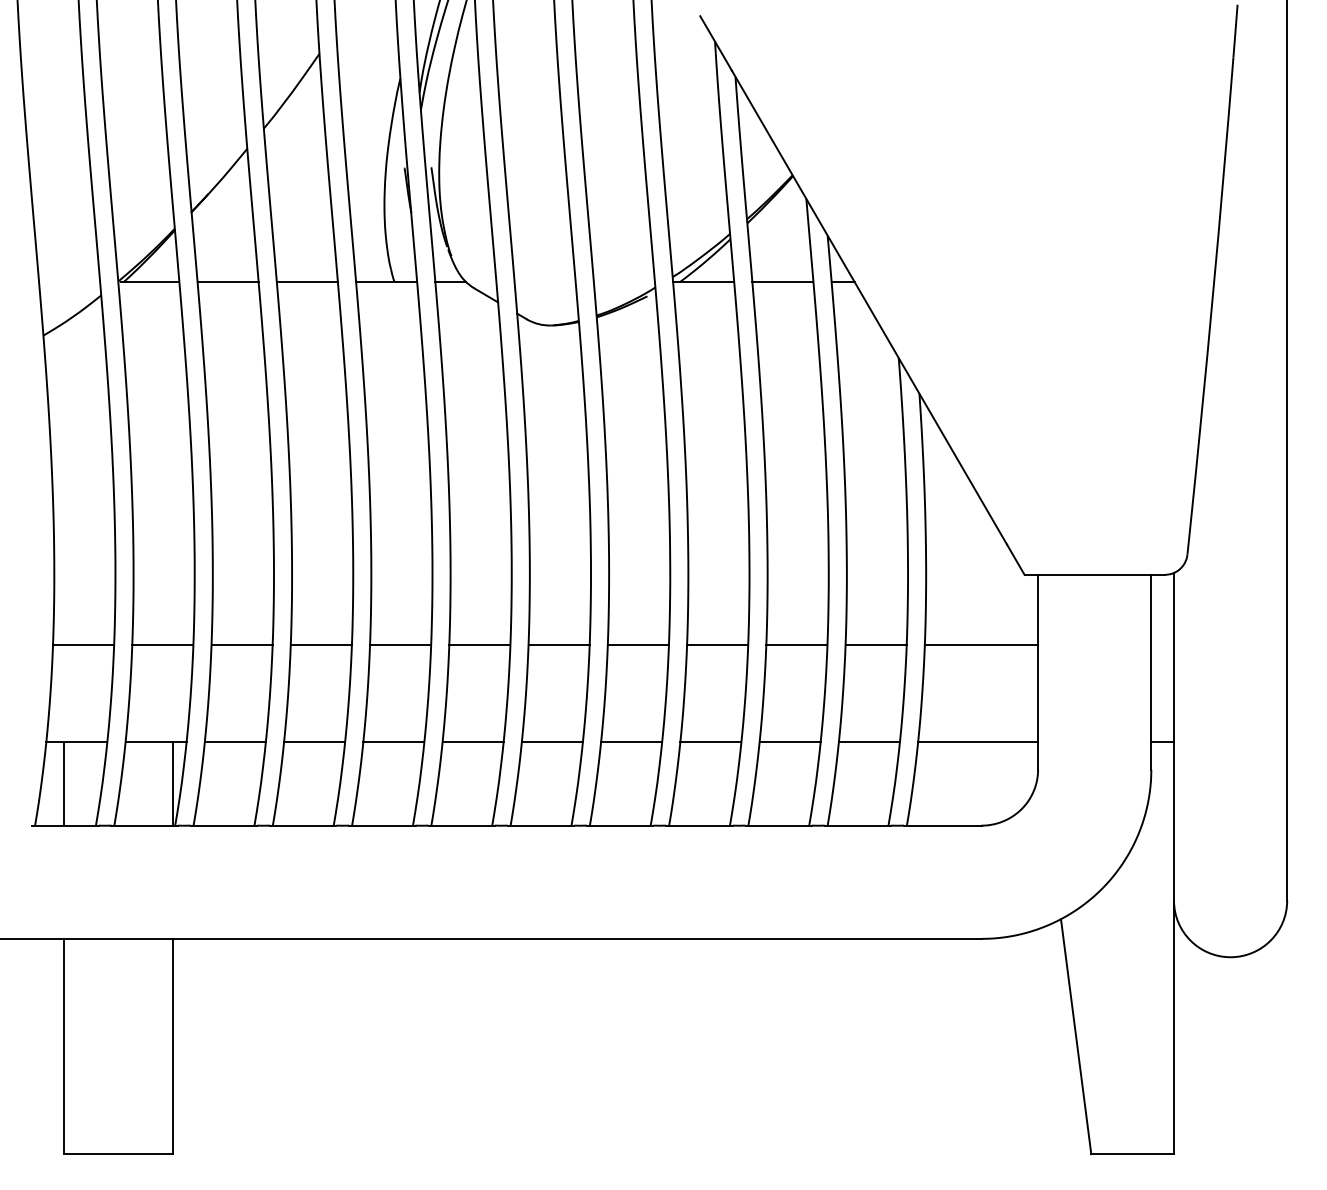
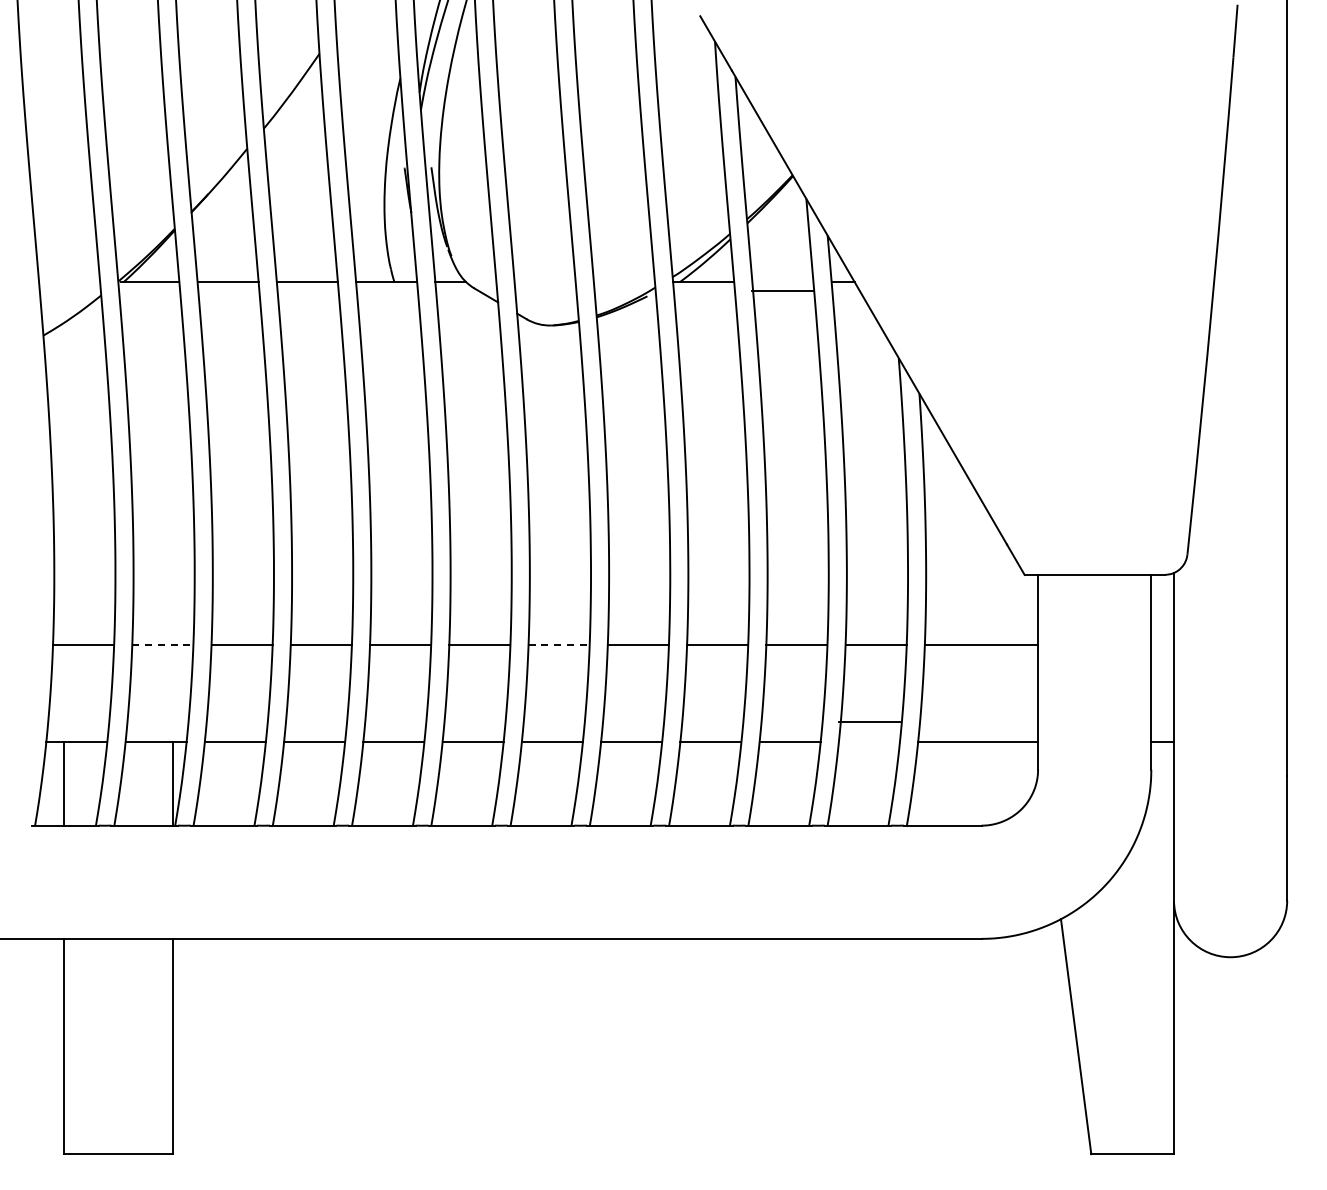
line position: (782, 282) -> (782, 291) (782, 291)
line: solid -> dashed (162, 644)
line: solid -> dashed (559, 644)
line position: (868, 742) -> (868, 722) (868, 722)
